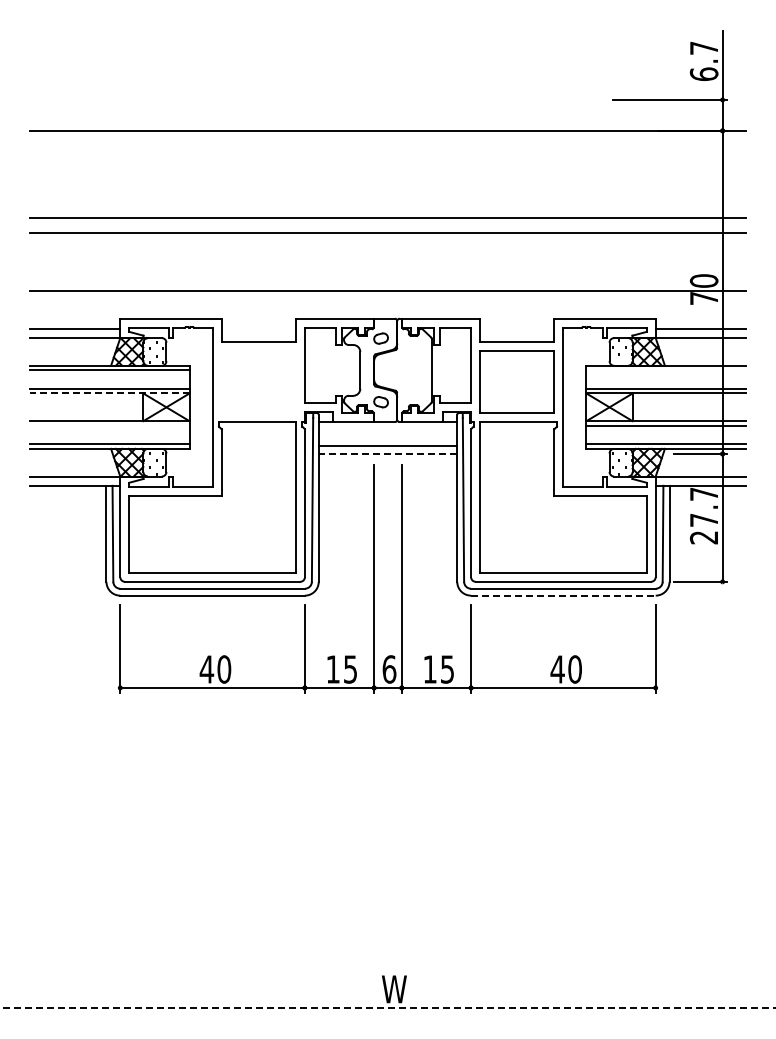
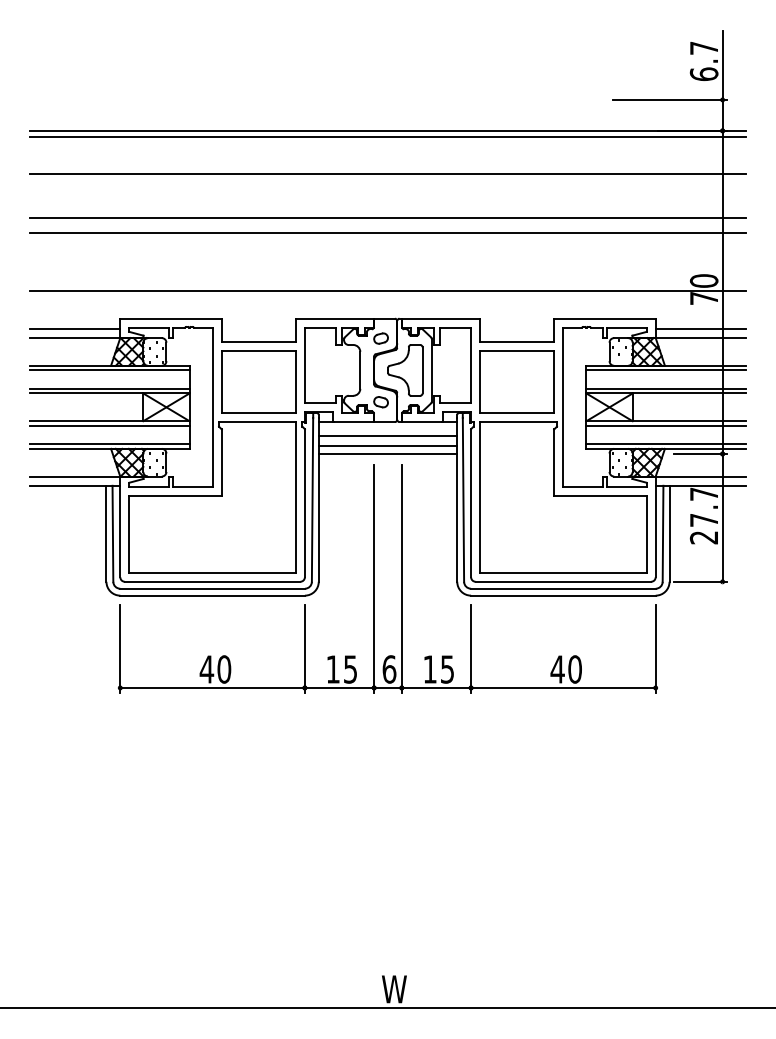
line: none -> present (387, 137)
line: none -> present (387, 173)
part: none -> present (405, 370)
line: none -> present (665, 370)
part: none -> present (258, 381)
line: dashed -> solid (109, 393)
line: none -> present (109, 425)
line: none -> present (387, 435)
line: dashed -> solid (387, 453)
line: dashed -> solid (563, 595)
line: dashed -> solid (388, 1007)
